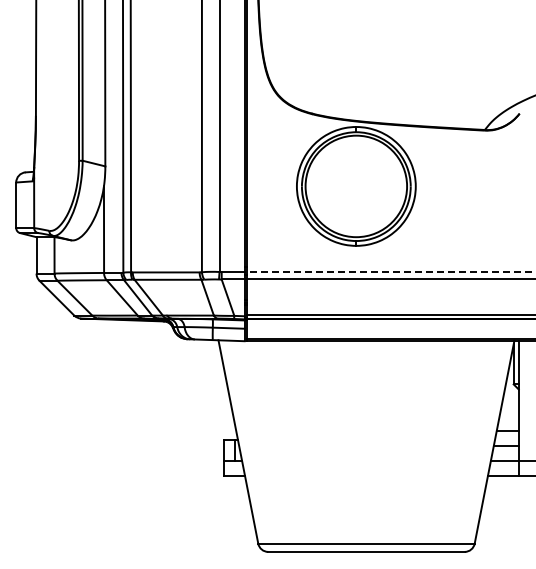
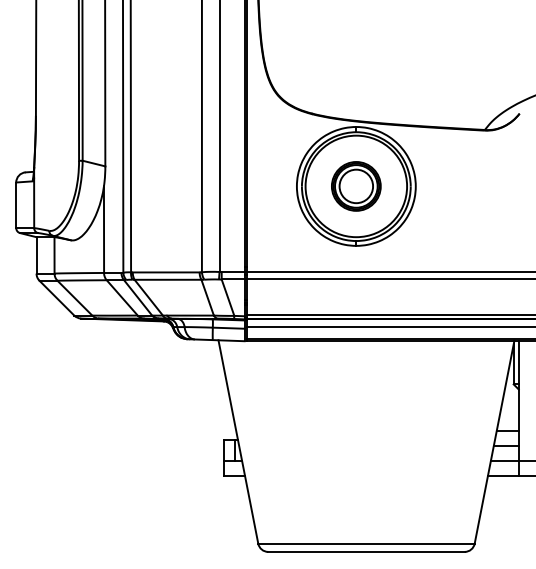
part: none -> present (356, 186)
line: dashed -> solid (390, 272)
line: none -> present (389, 327)
